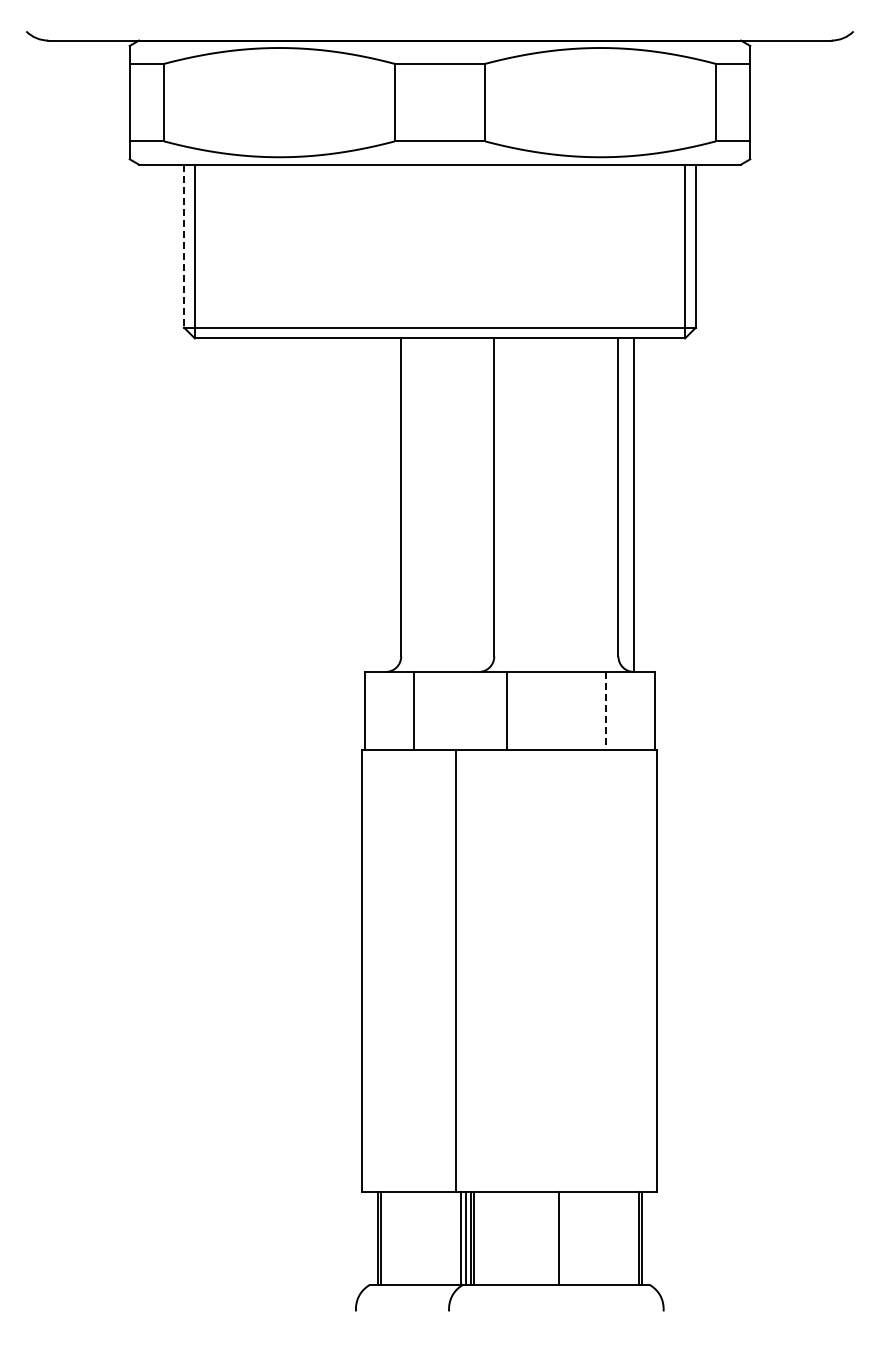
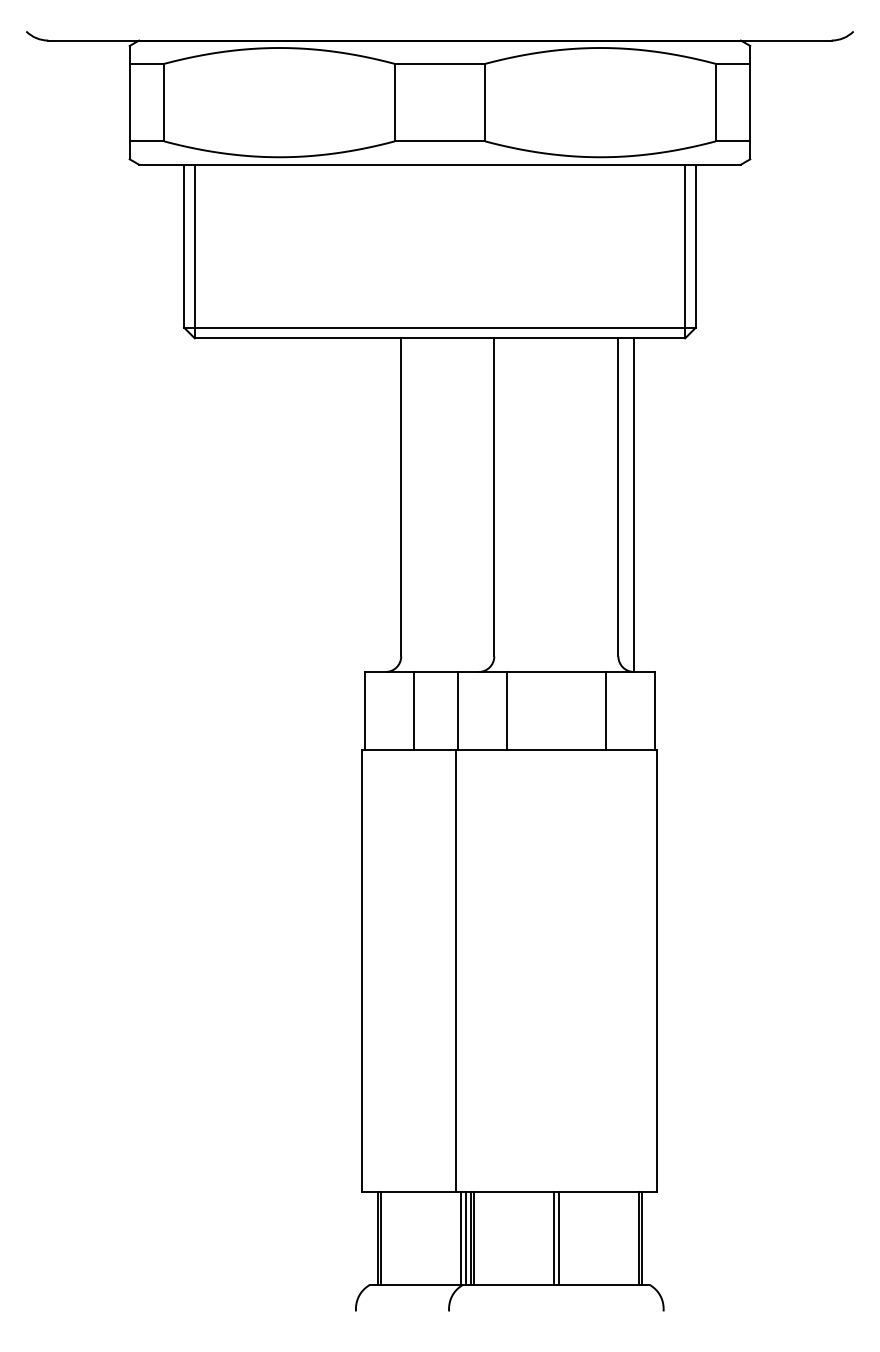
line: dashed -> solid (184, 246)
line: none -> present (457, 710)
line: dashed -> solid (605, 710)
line: none -> present (553, 1237)
